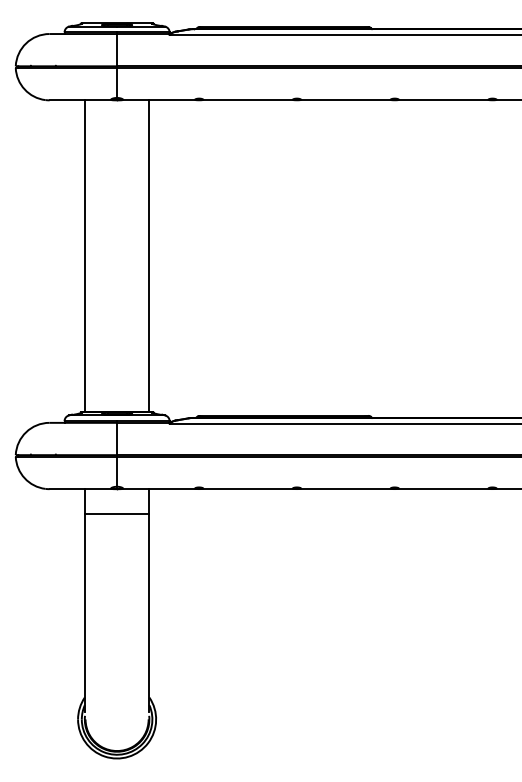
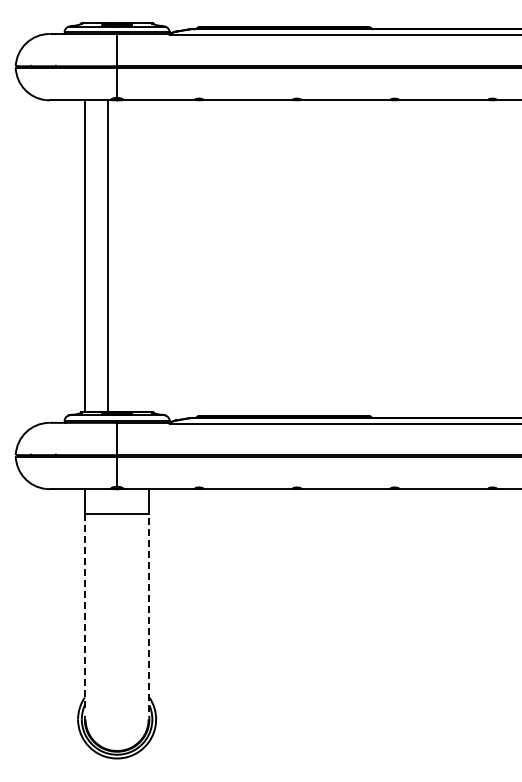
line position: (149, 256) -> (108, 256) (108, 256)
line: solid -> dashed (84, 613)
line: solid -> dashed (149, 613)
